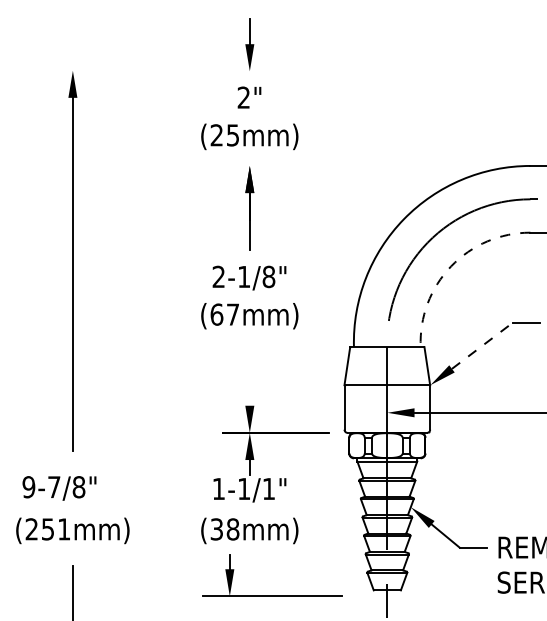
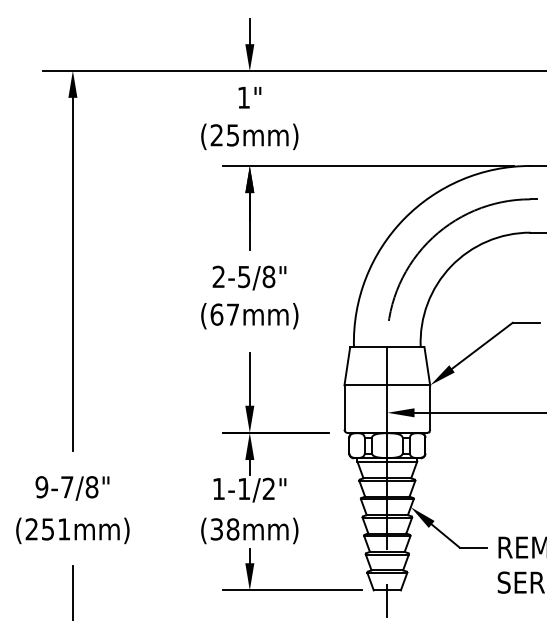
line: none -> present (293, 70)
text: 2" -> 1" (243, 97)
line: none -> present (367, 165)
arc: dashed -> solid (451, 266)
text: 2-1/8" -> 2-5/8" (244, 277)
line: dashed -> solid (482, 345)
line: none -> present (249, 378)
text position: (59, 488) -> (72, 488) (72, 488)
text: 1-1/1" -> 1-1/2" (268, 488)
part position: (272, 595) -> (292, 589) (292, 589)
